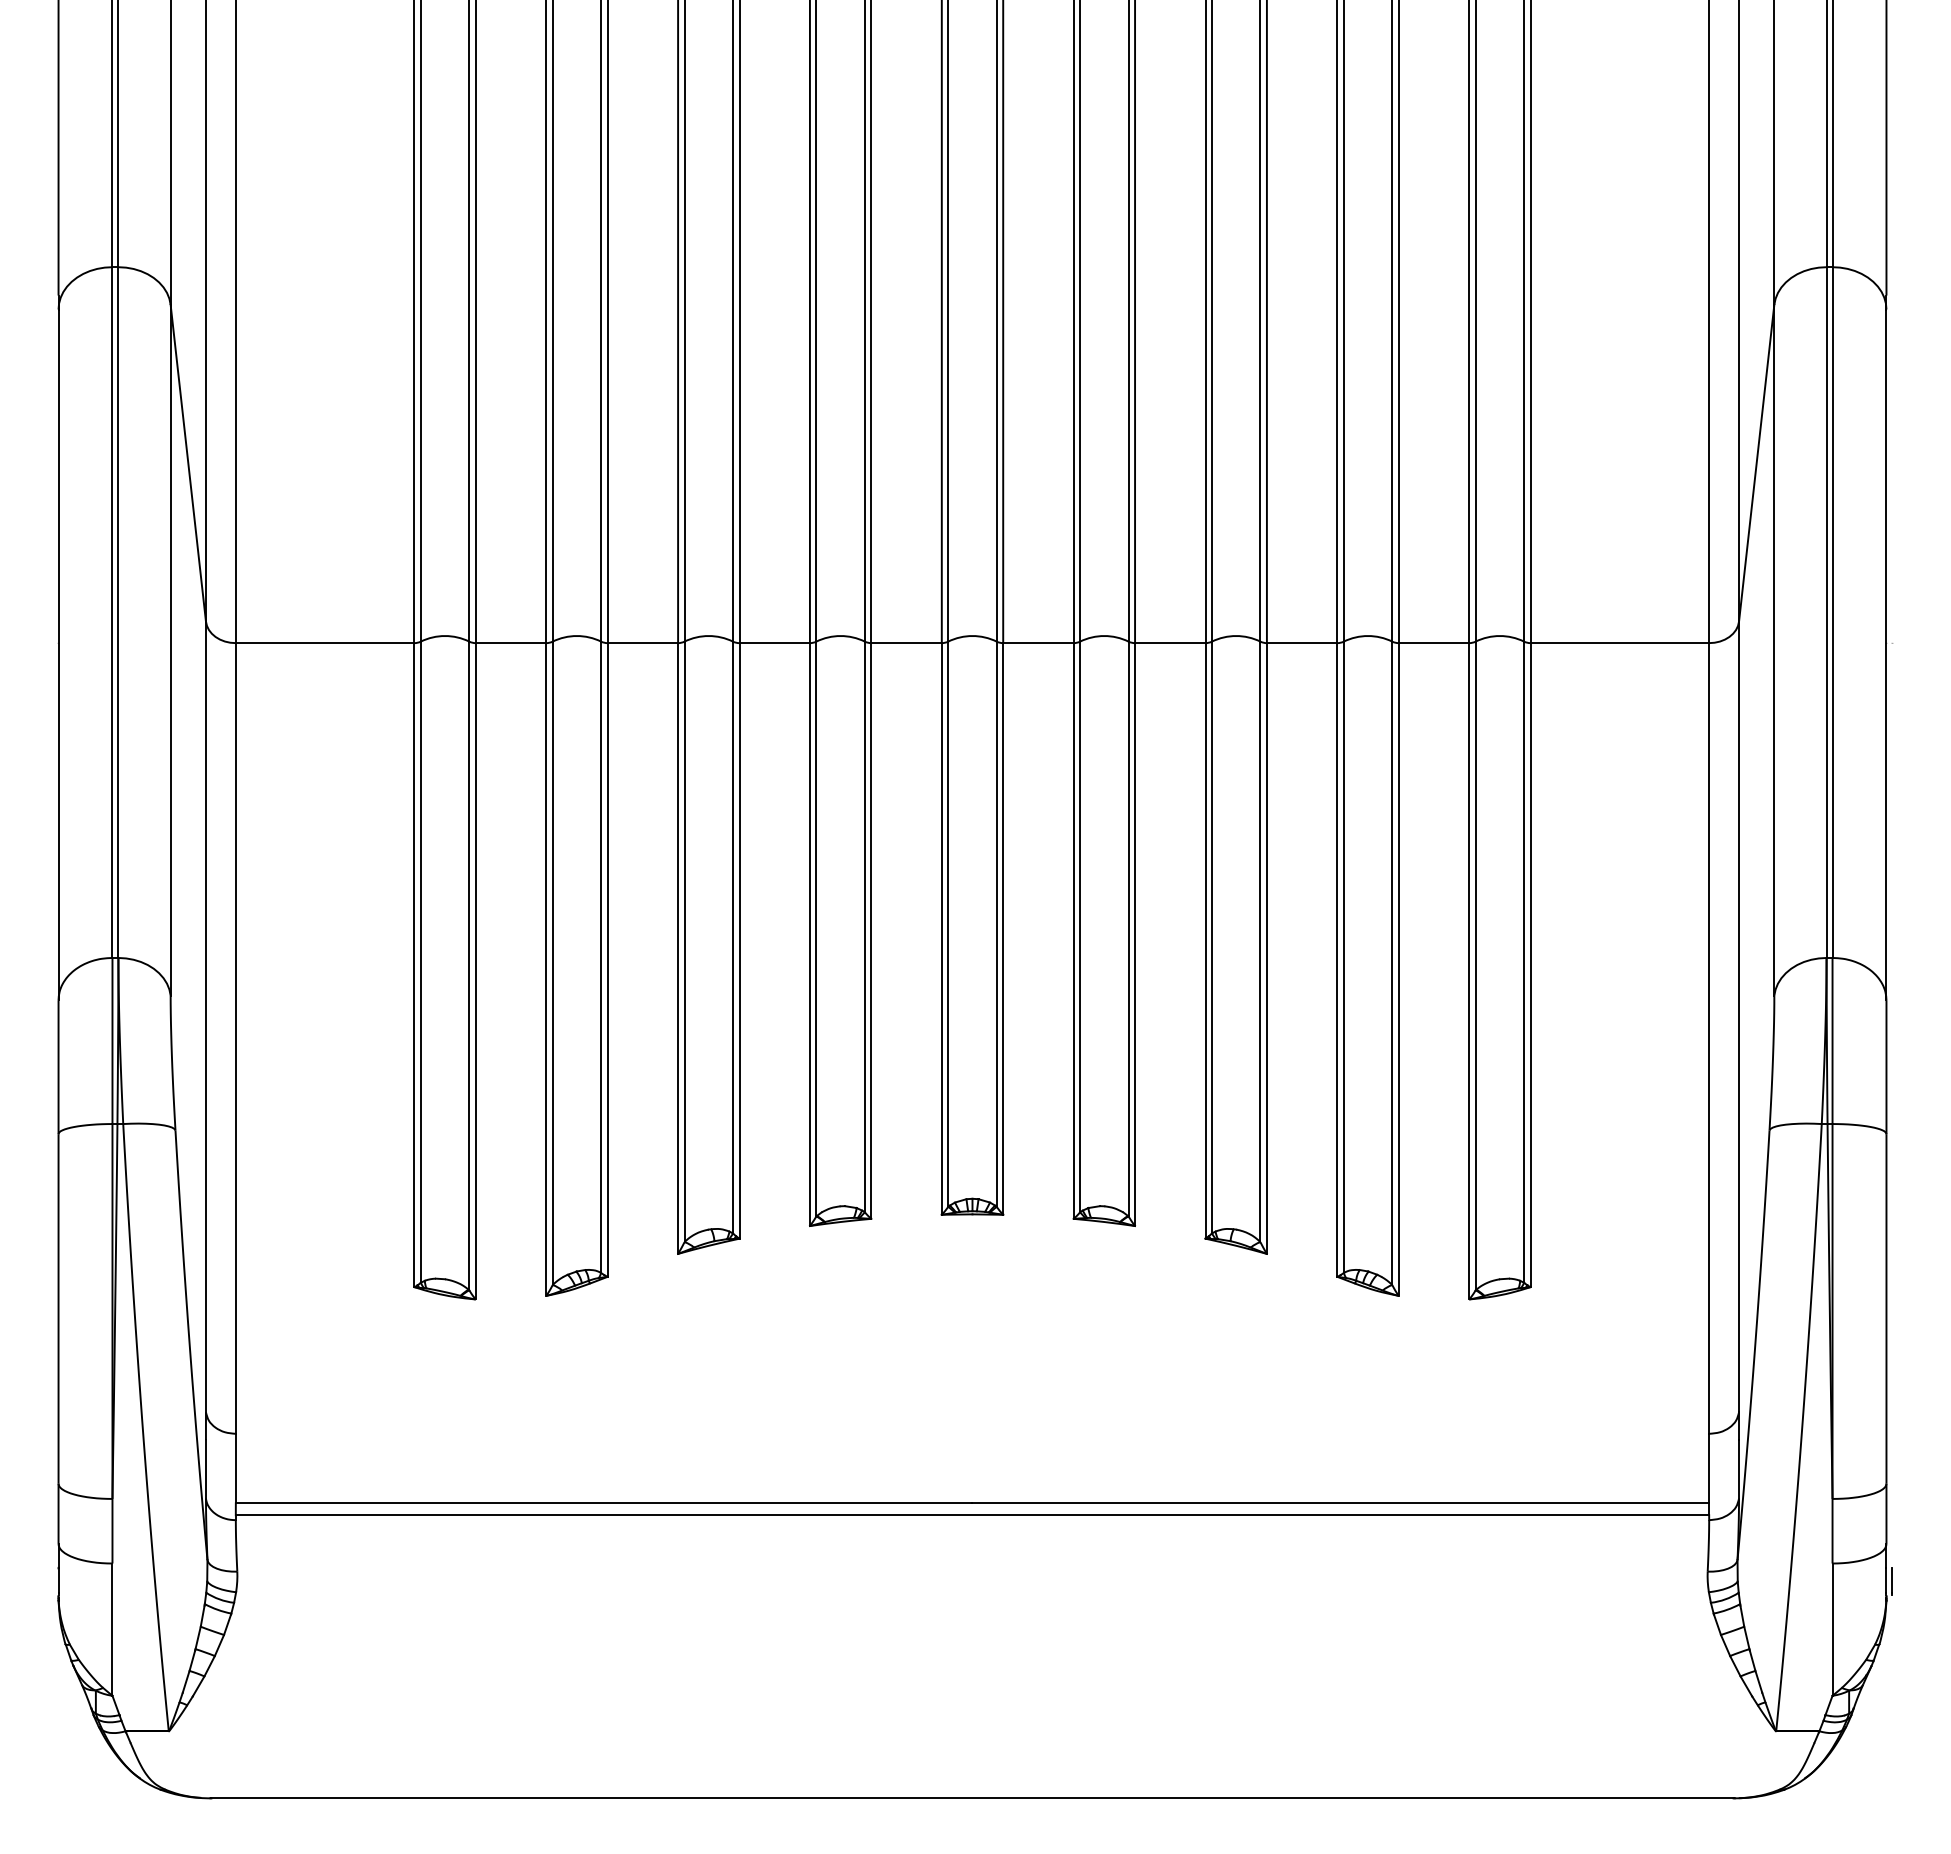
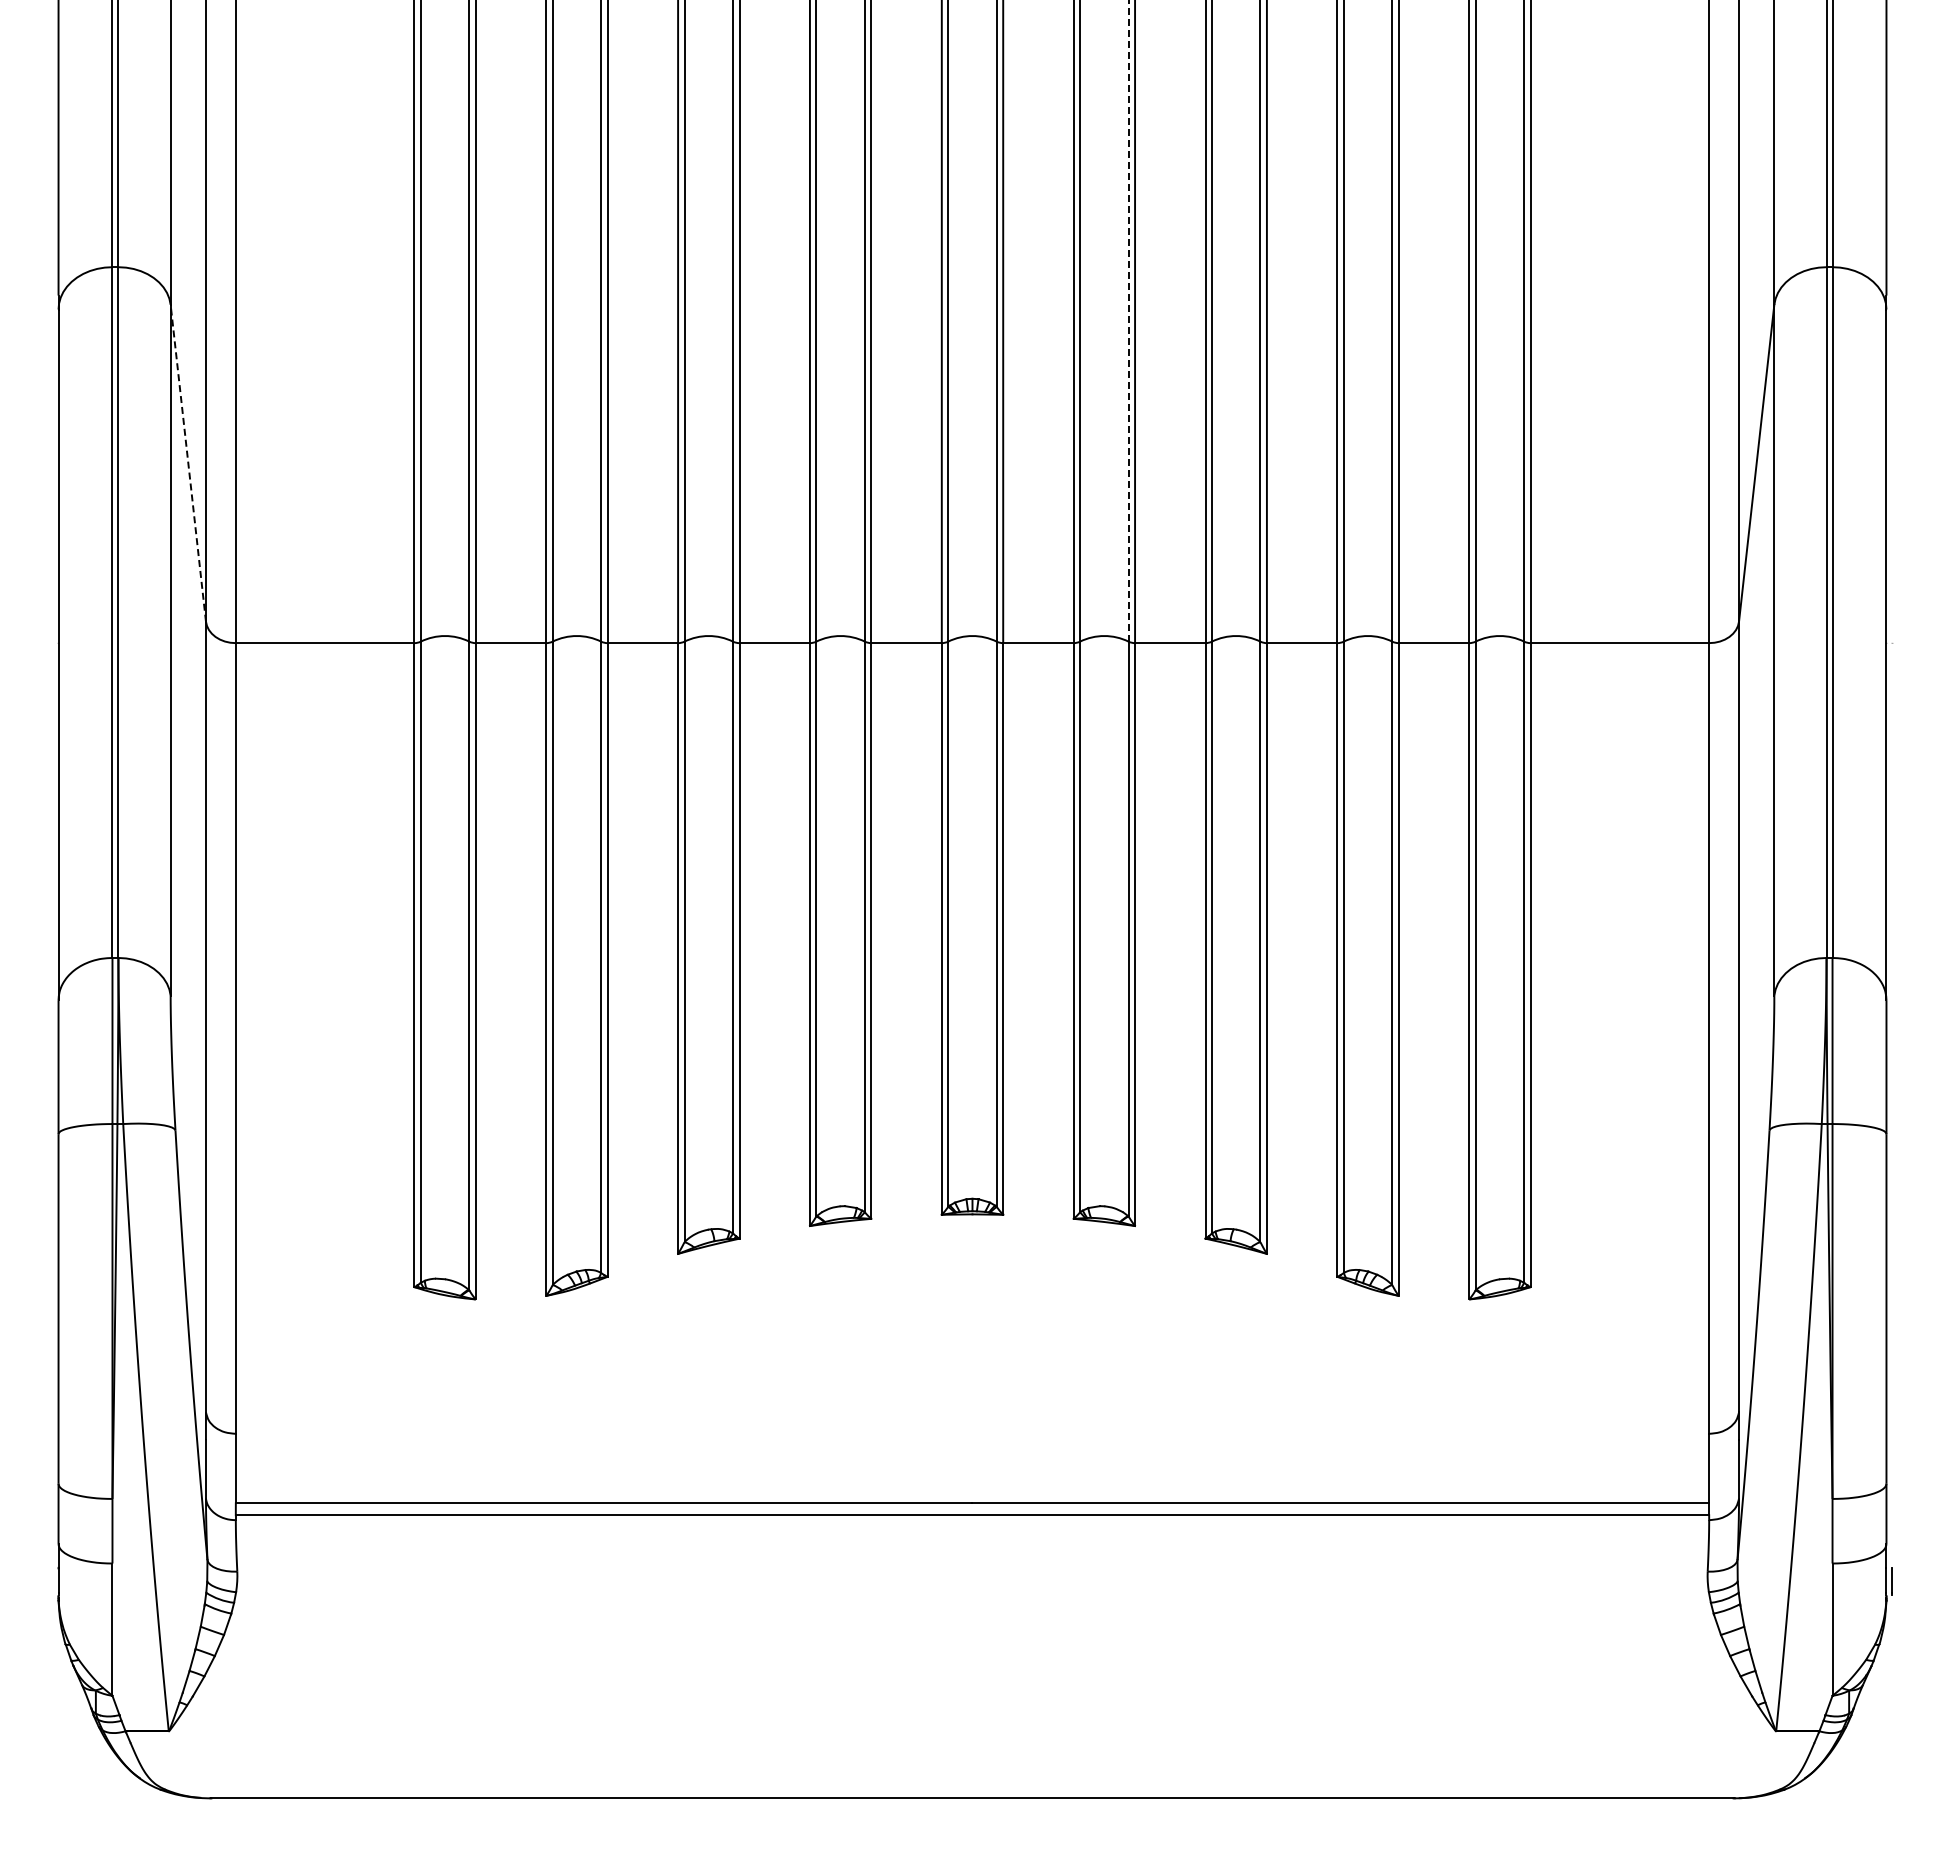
line: solid -> dashed (1128, 320)
line: solid -> dashed (188, 462)
